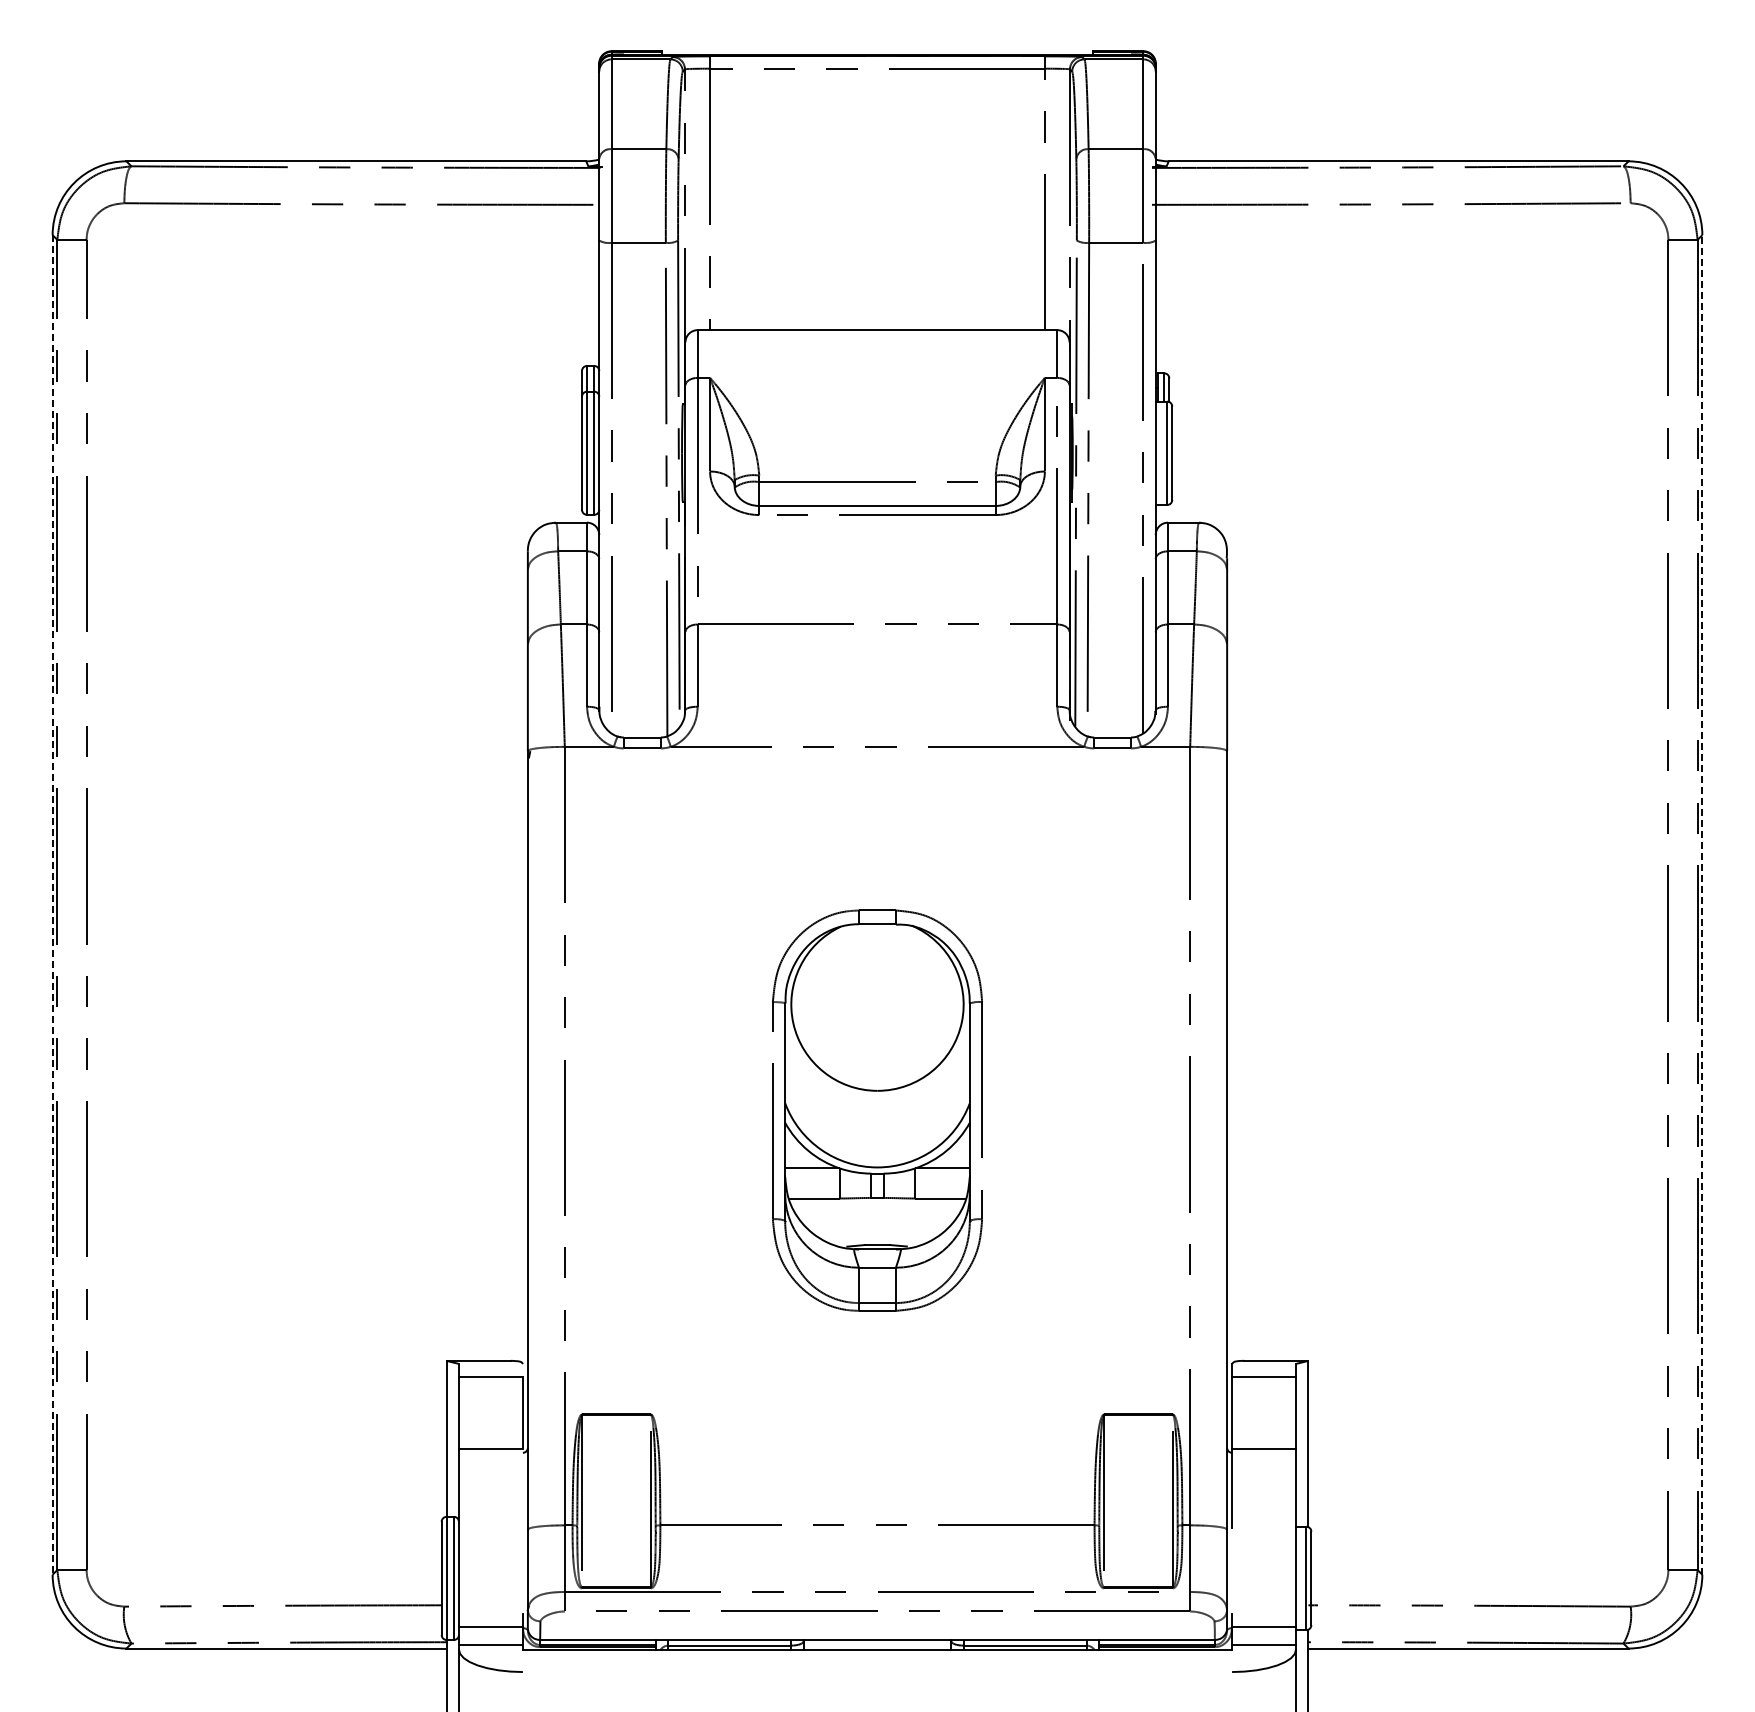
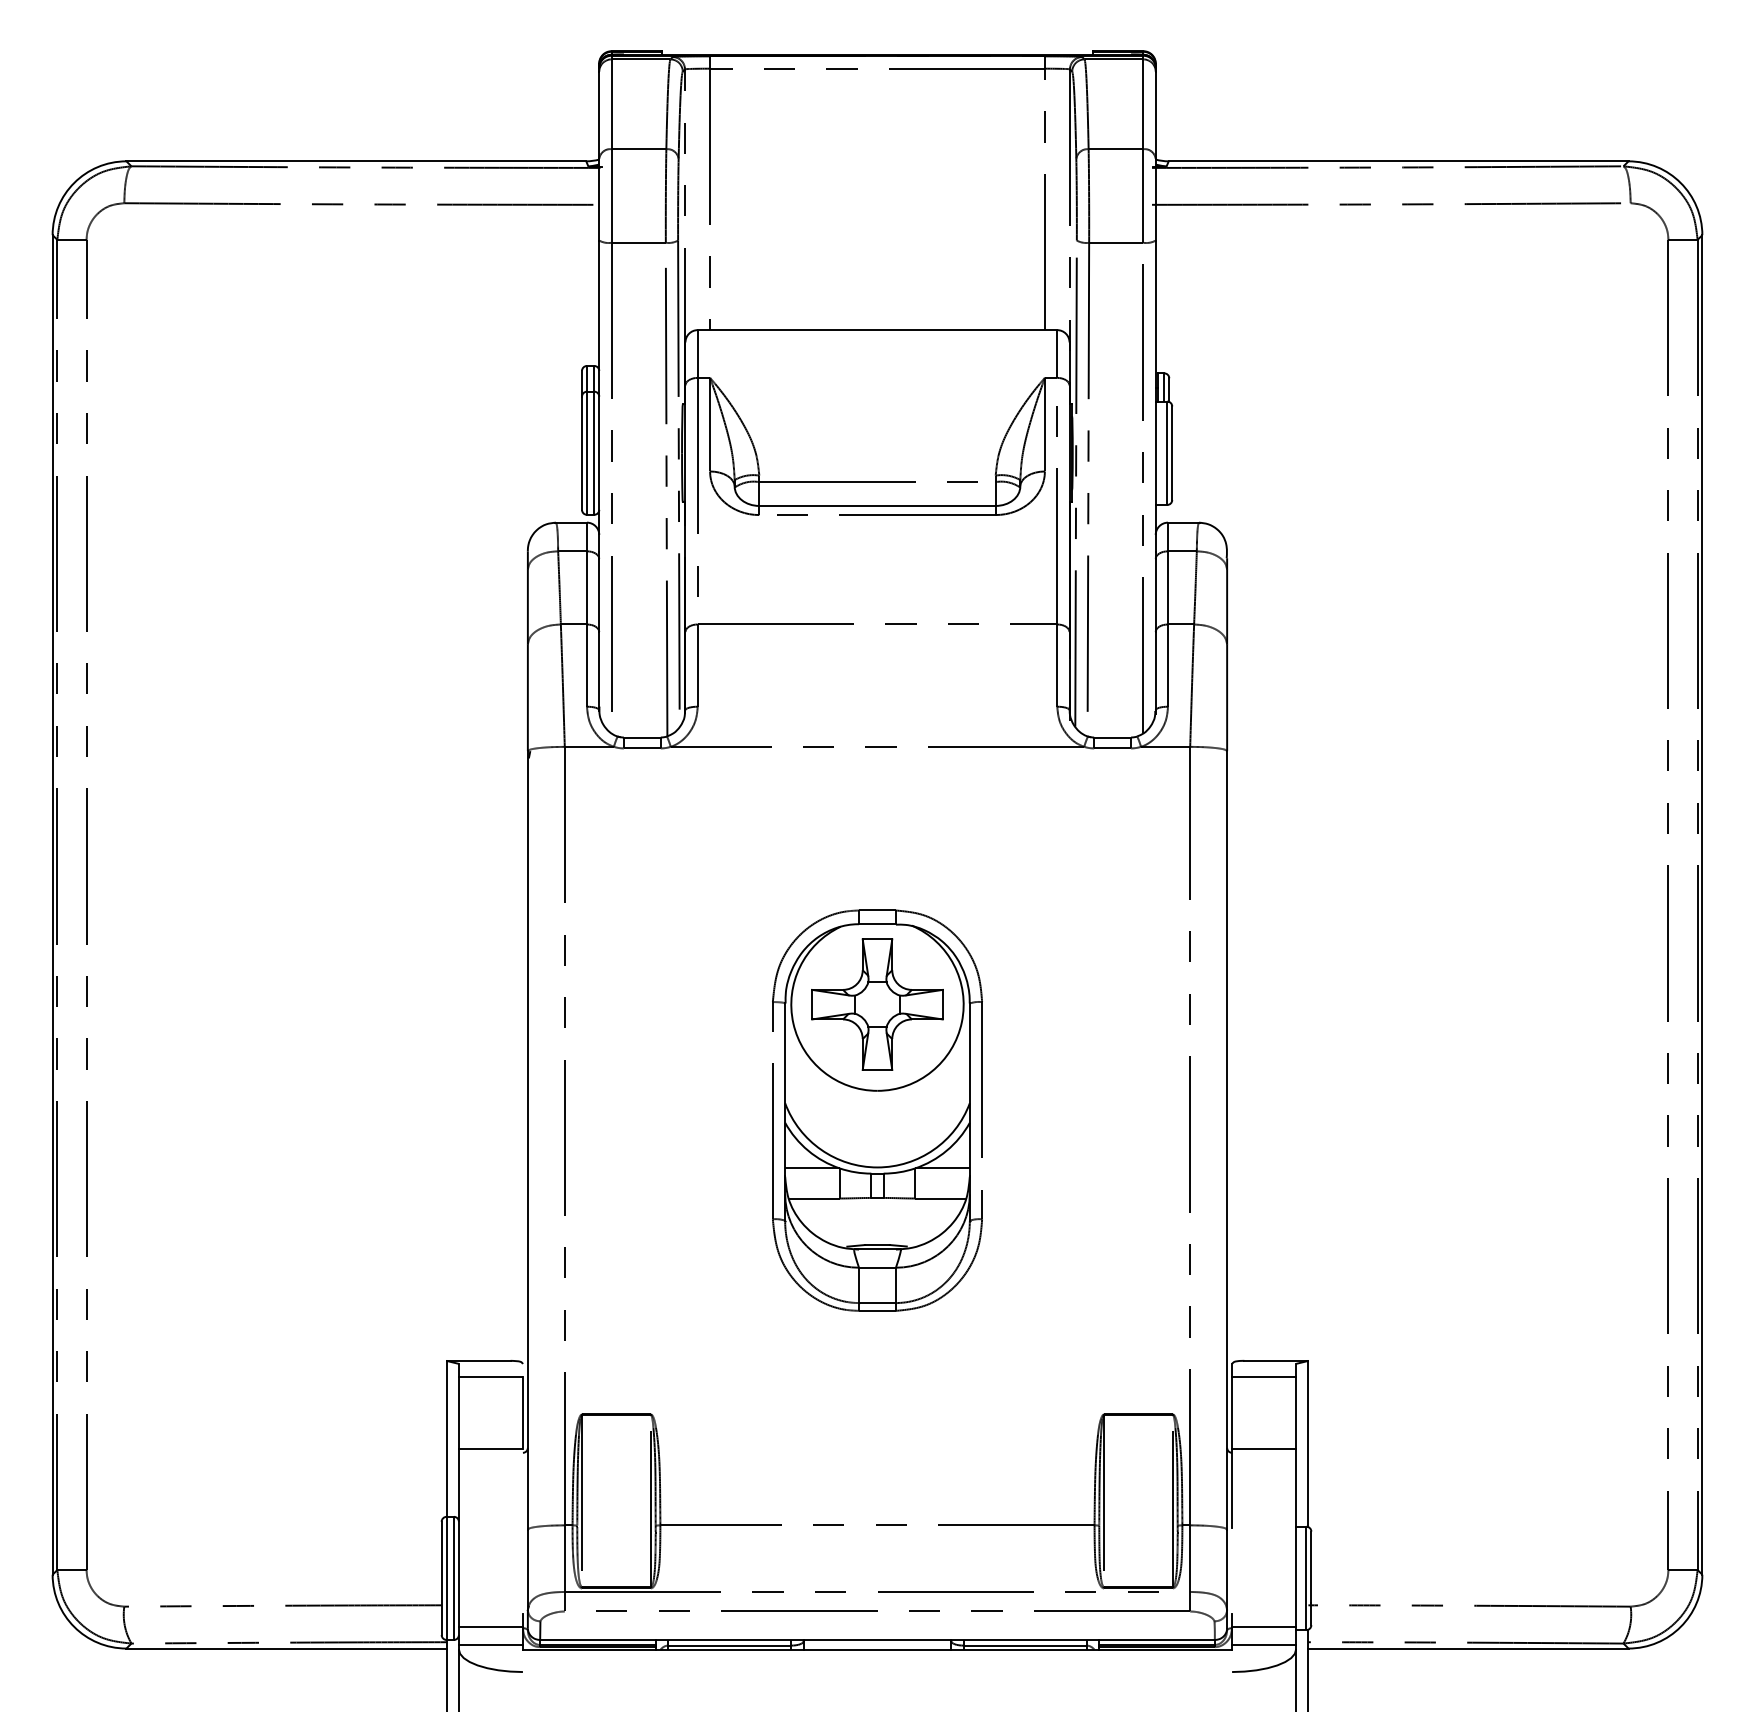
line: dashed -> solid (52, 904)
line: dashed -> solid (1702, 904)
part: none -> present (877, 1004)
